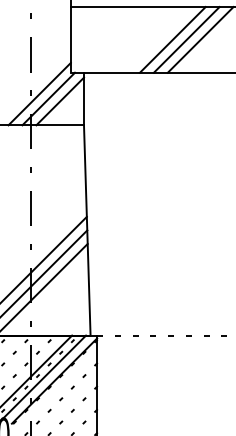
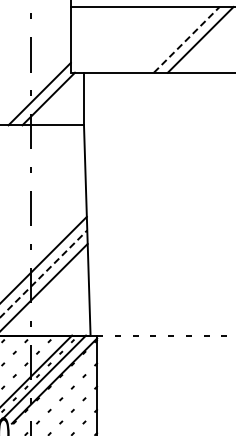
line: present -> none (172, 39)
line: solid -> dashed (187, 39)
line: present -> none (60, 101)
line: solid -> dashed (44, 273)
